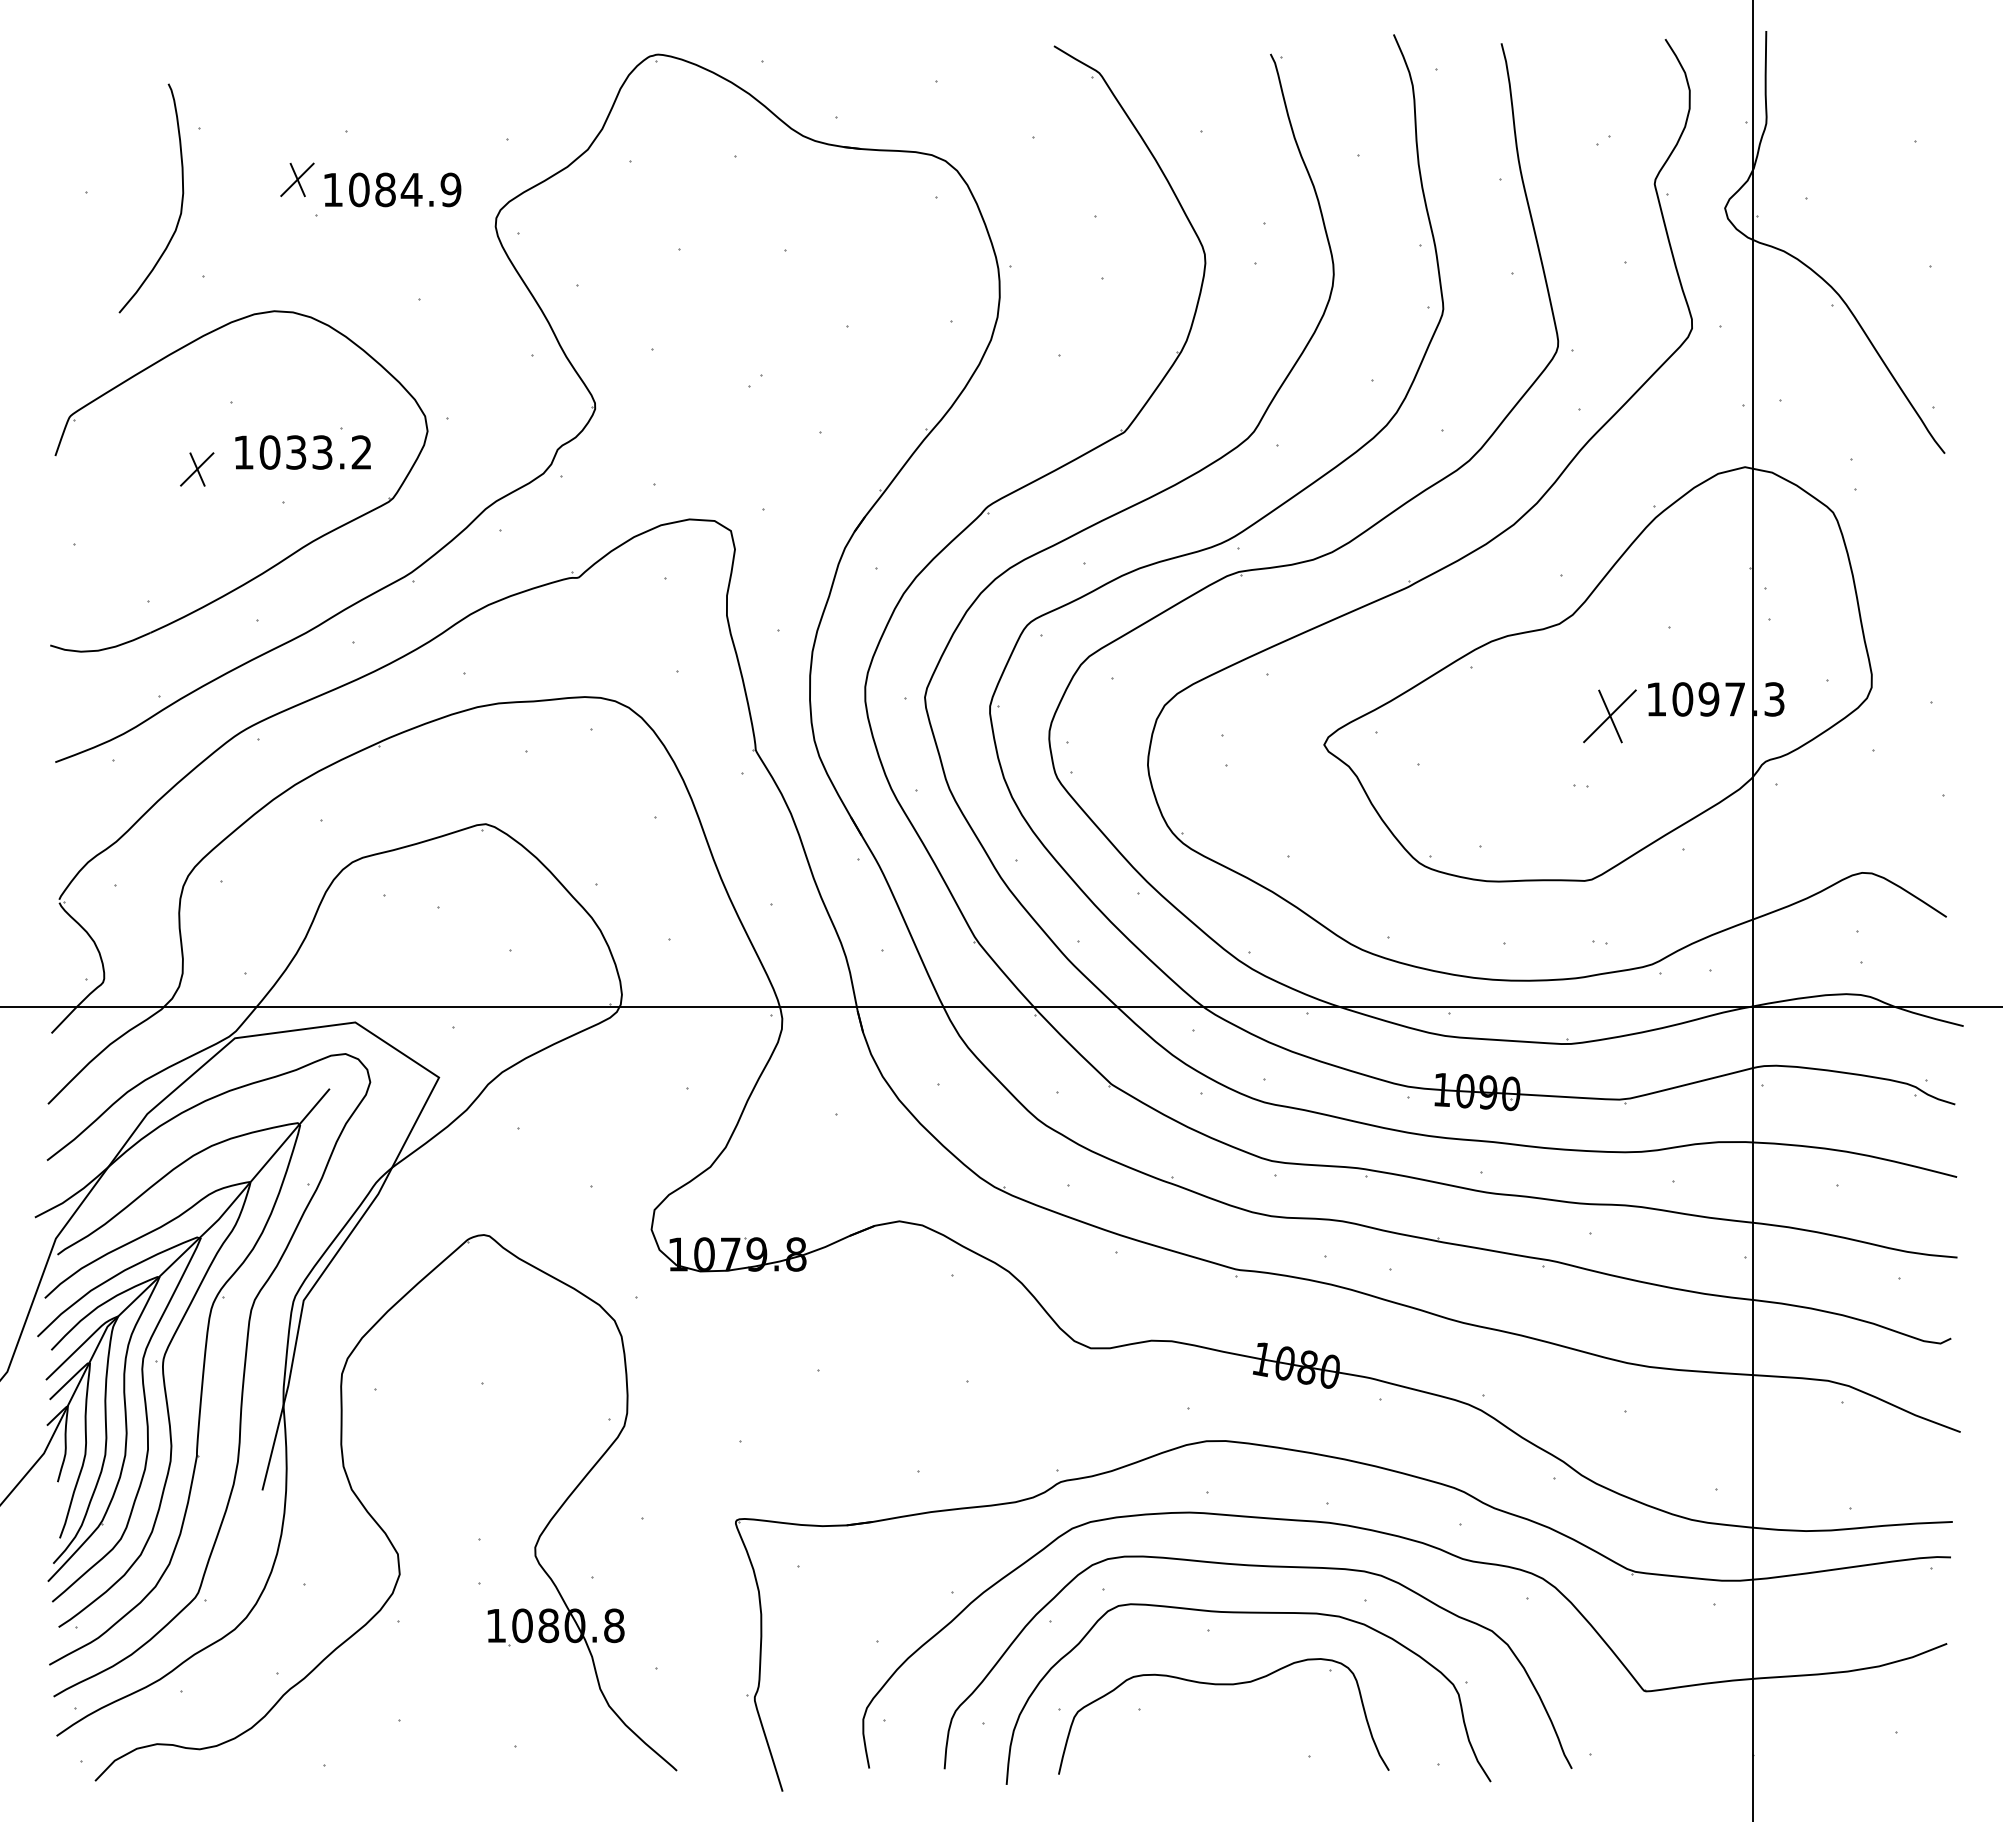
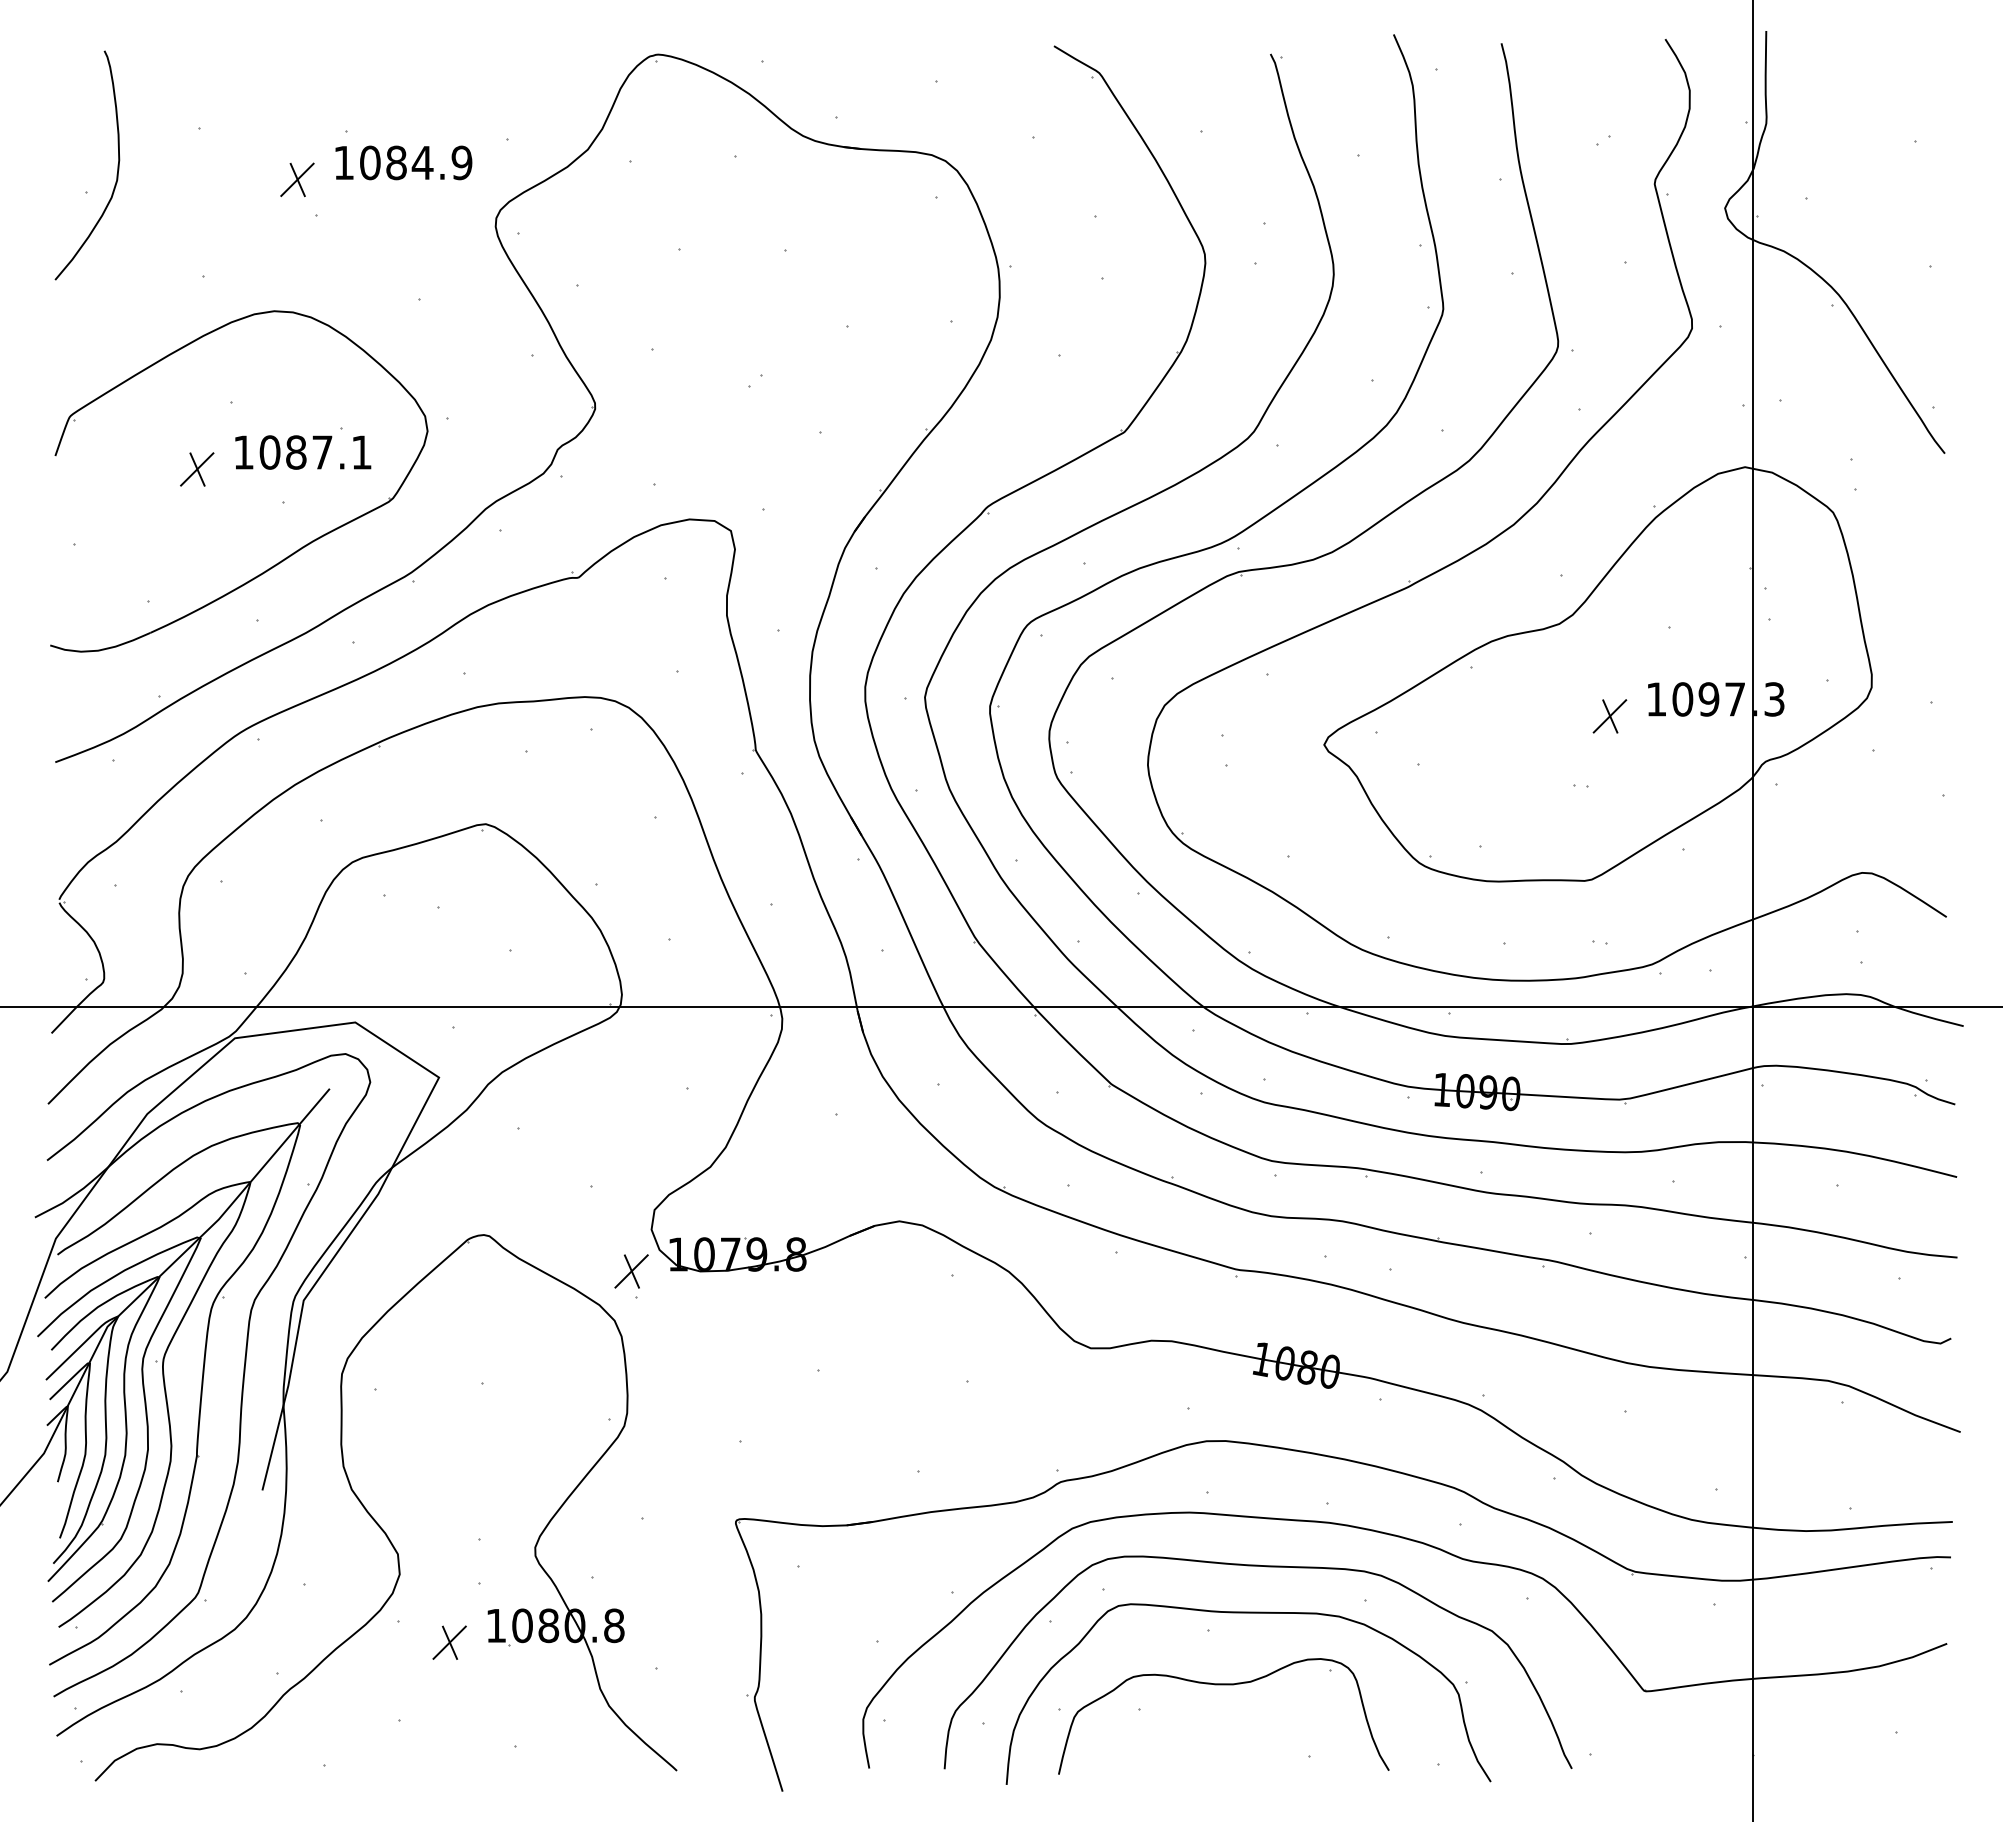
text position: (392, 189) -> (403, 162) (403, 162)
curve position: (181, 198) -> (117, 165) (117, 165)
text: 1033.2 -> 1087.1 (328, 452)
part size: 54x55 px -> 36x35 px (1609, 716)
part: none -> present (631, 1271)
part: none -> present (449, 1642)
